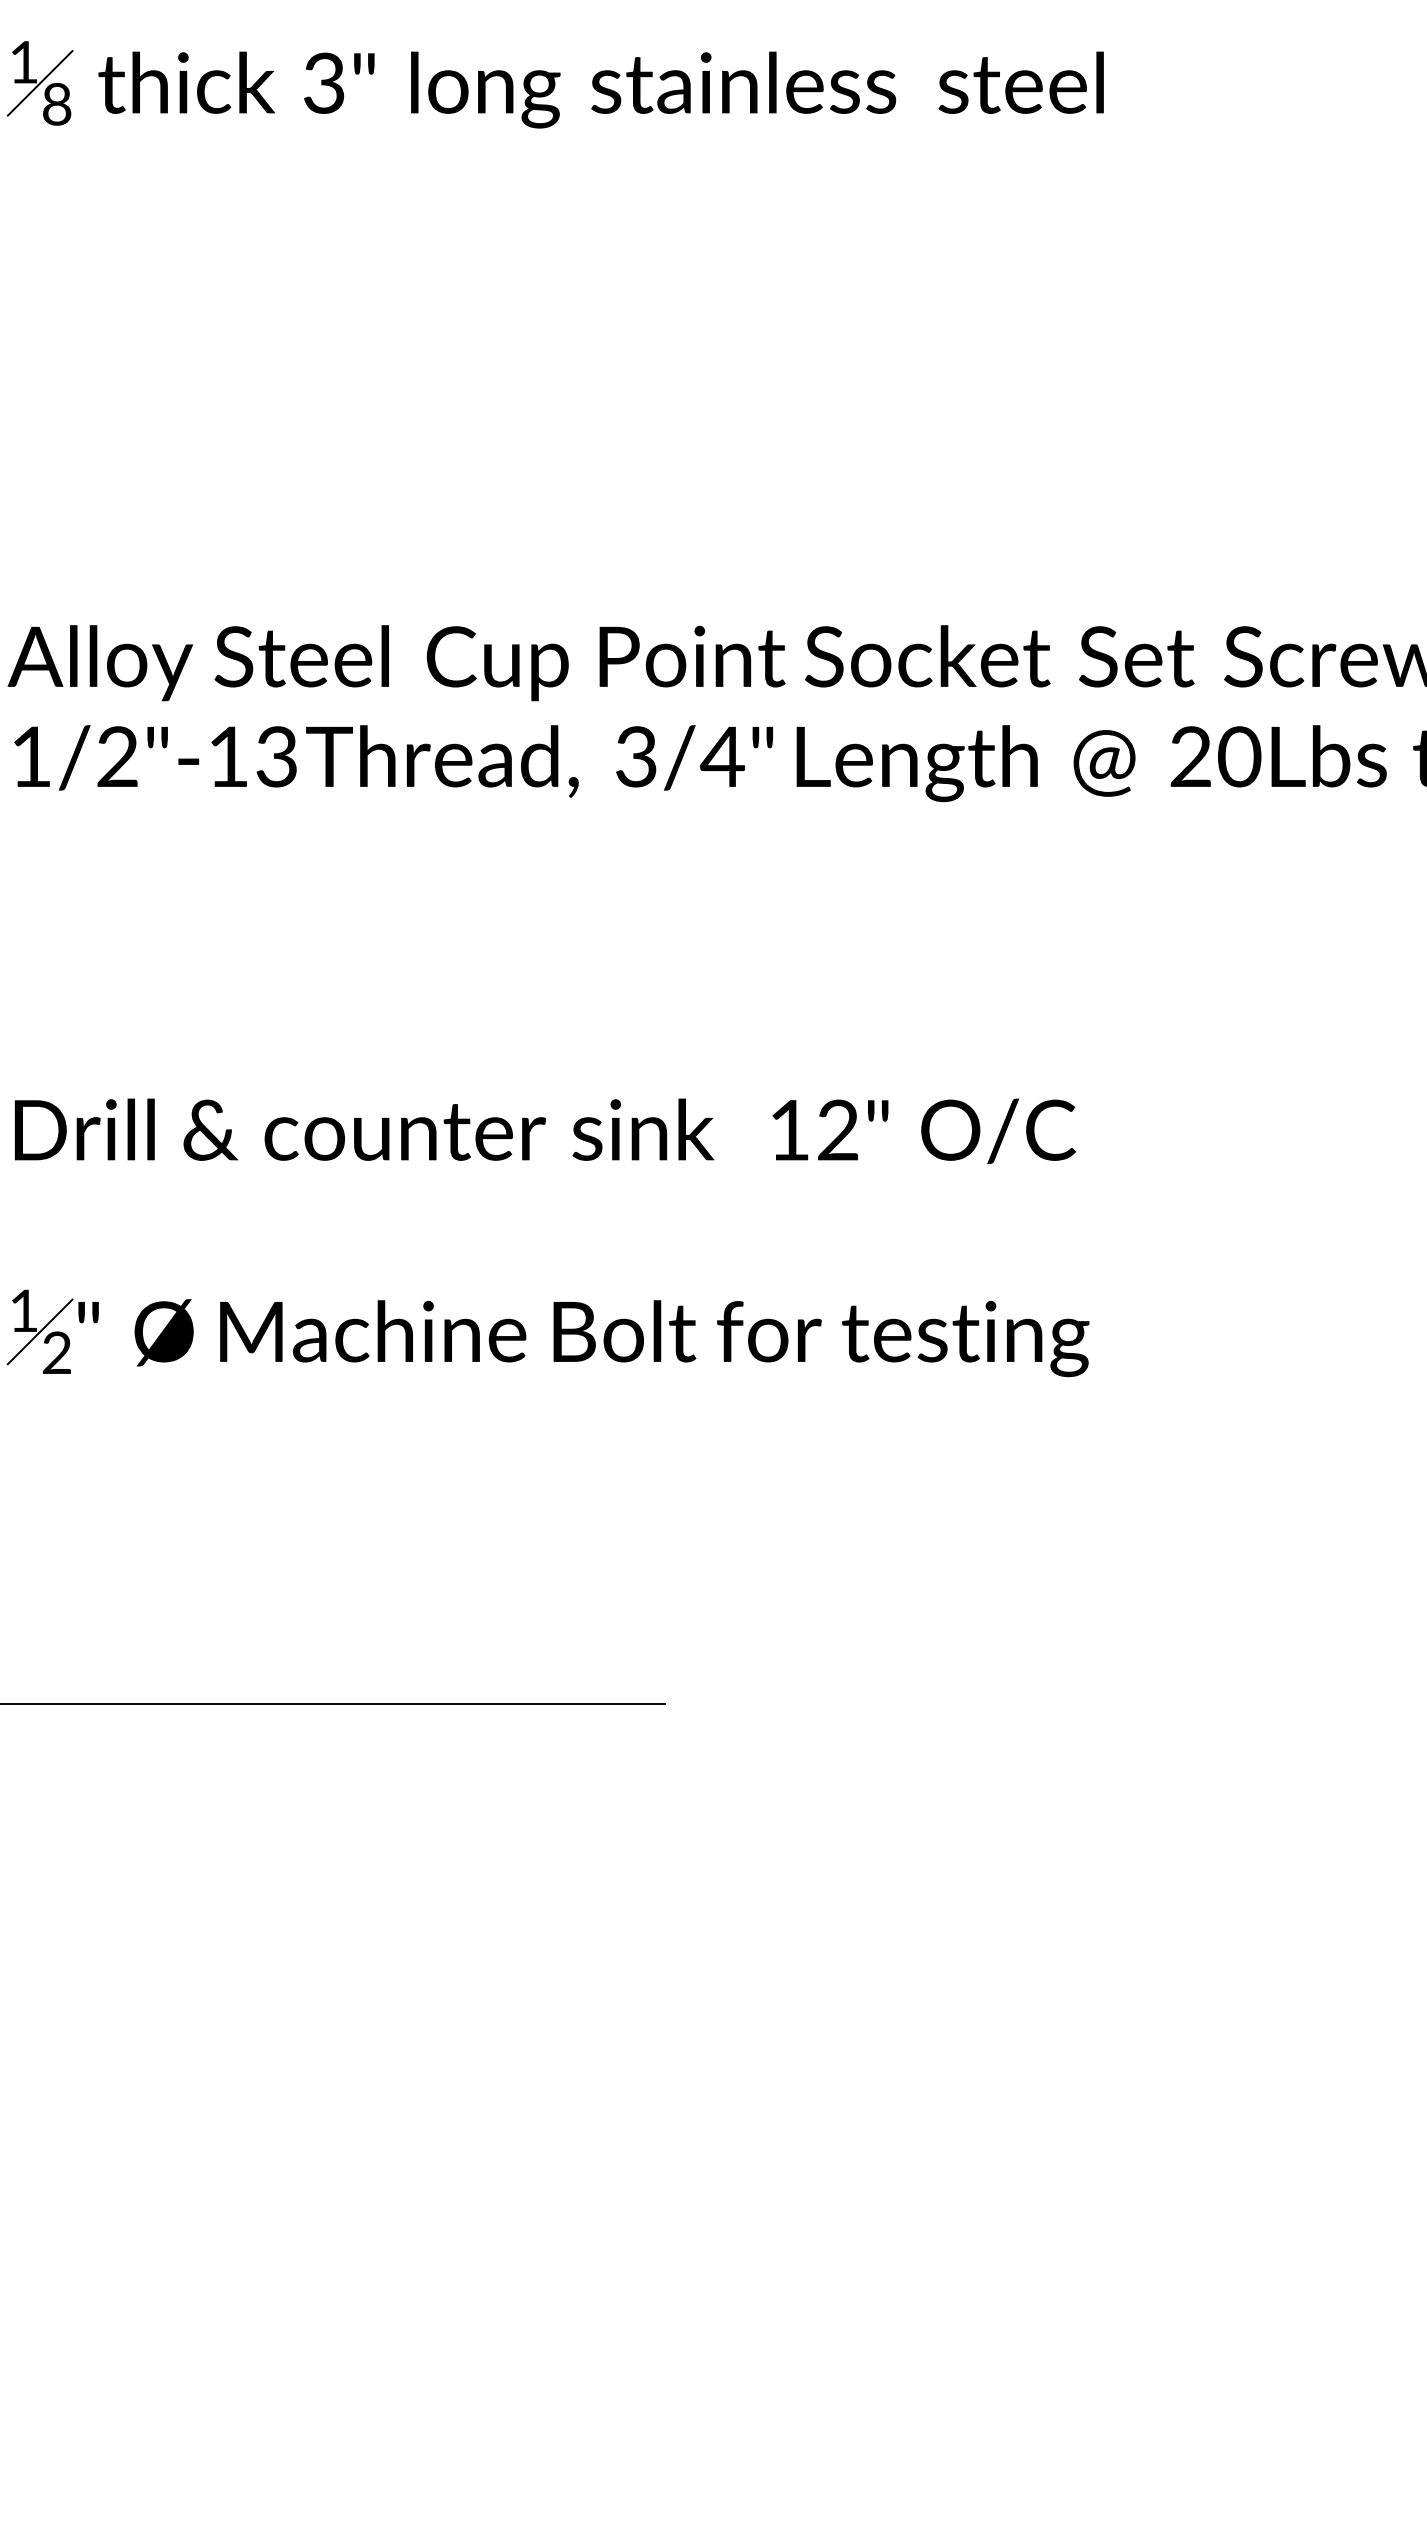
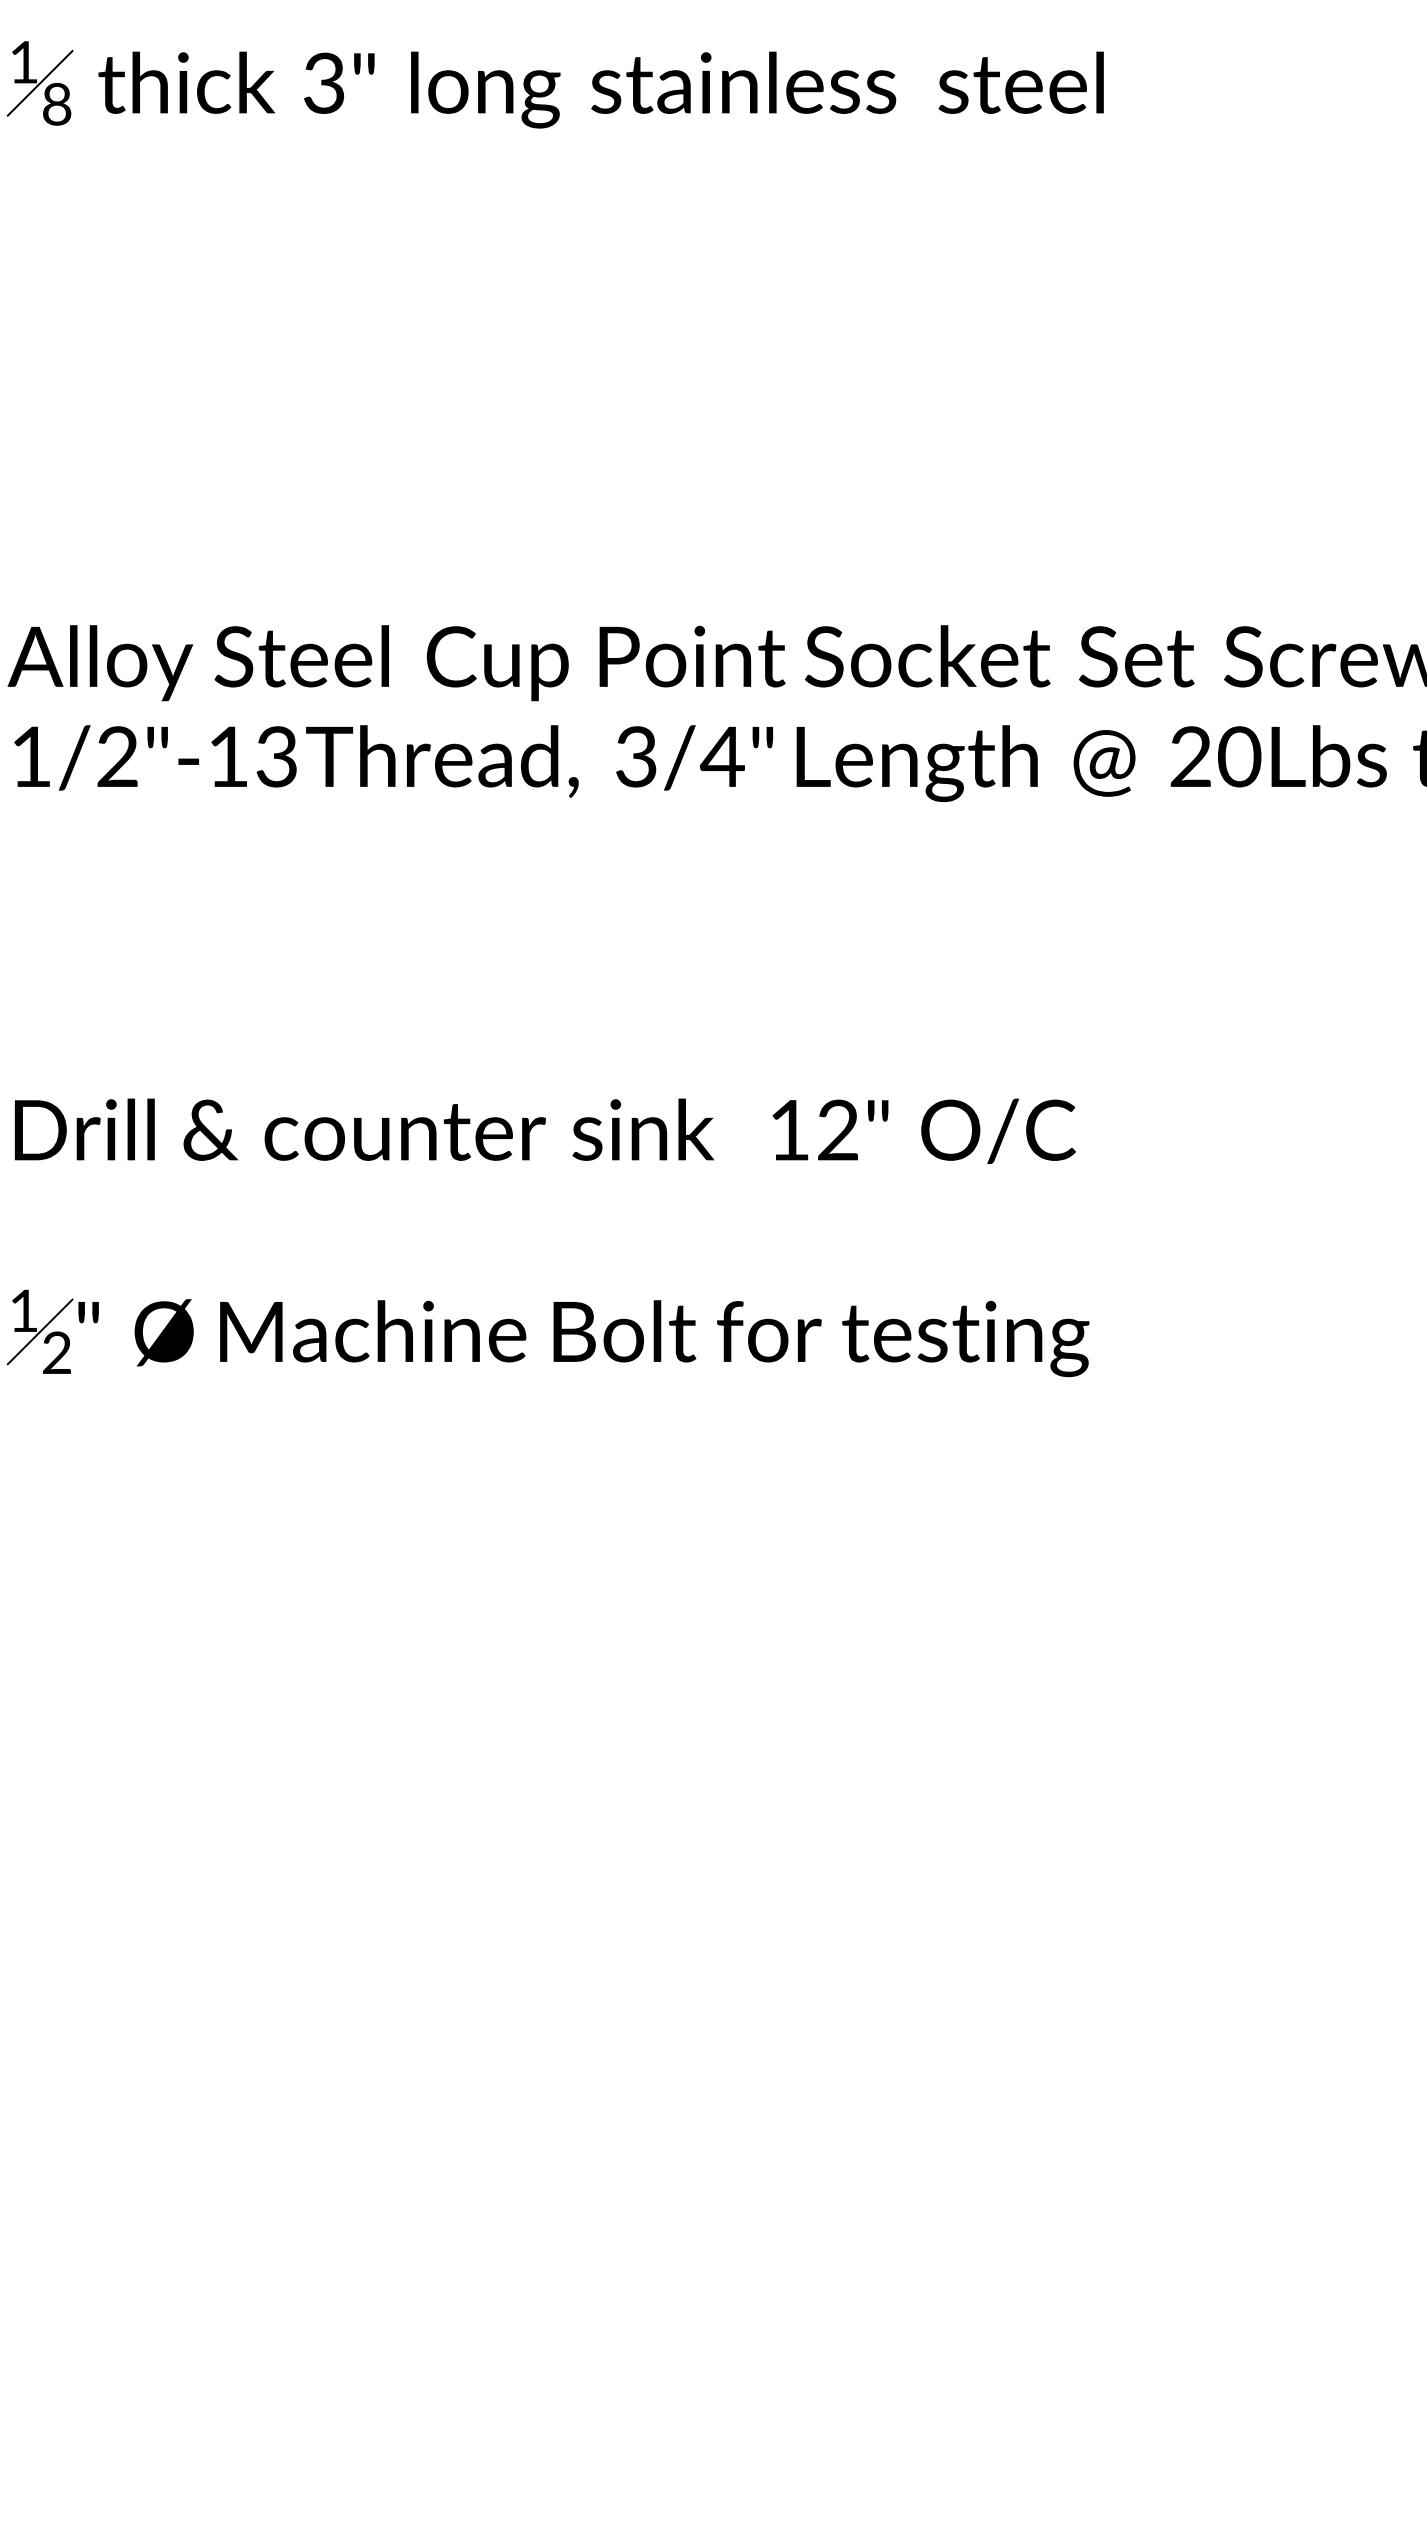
line: present -> none (333, 1704)
